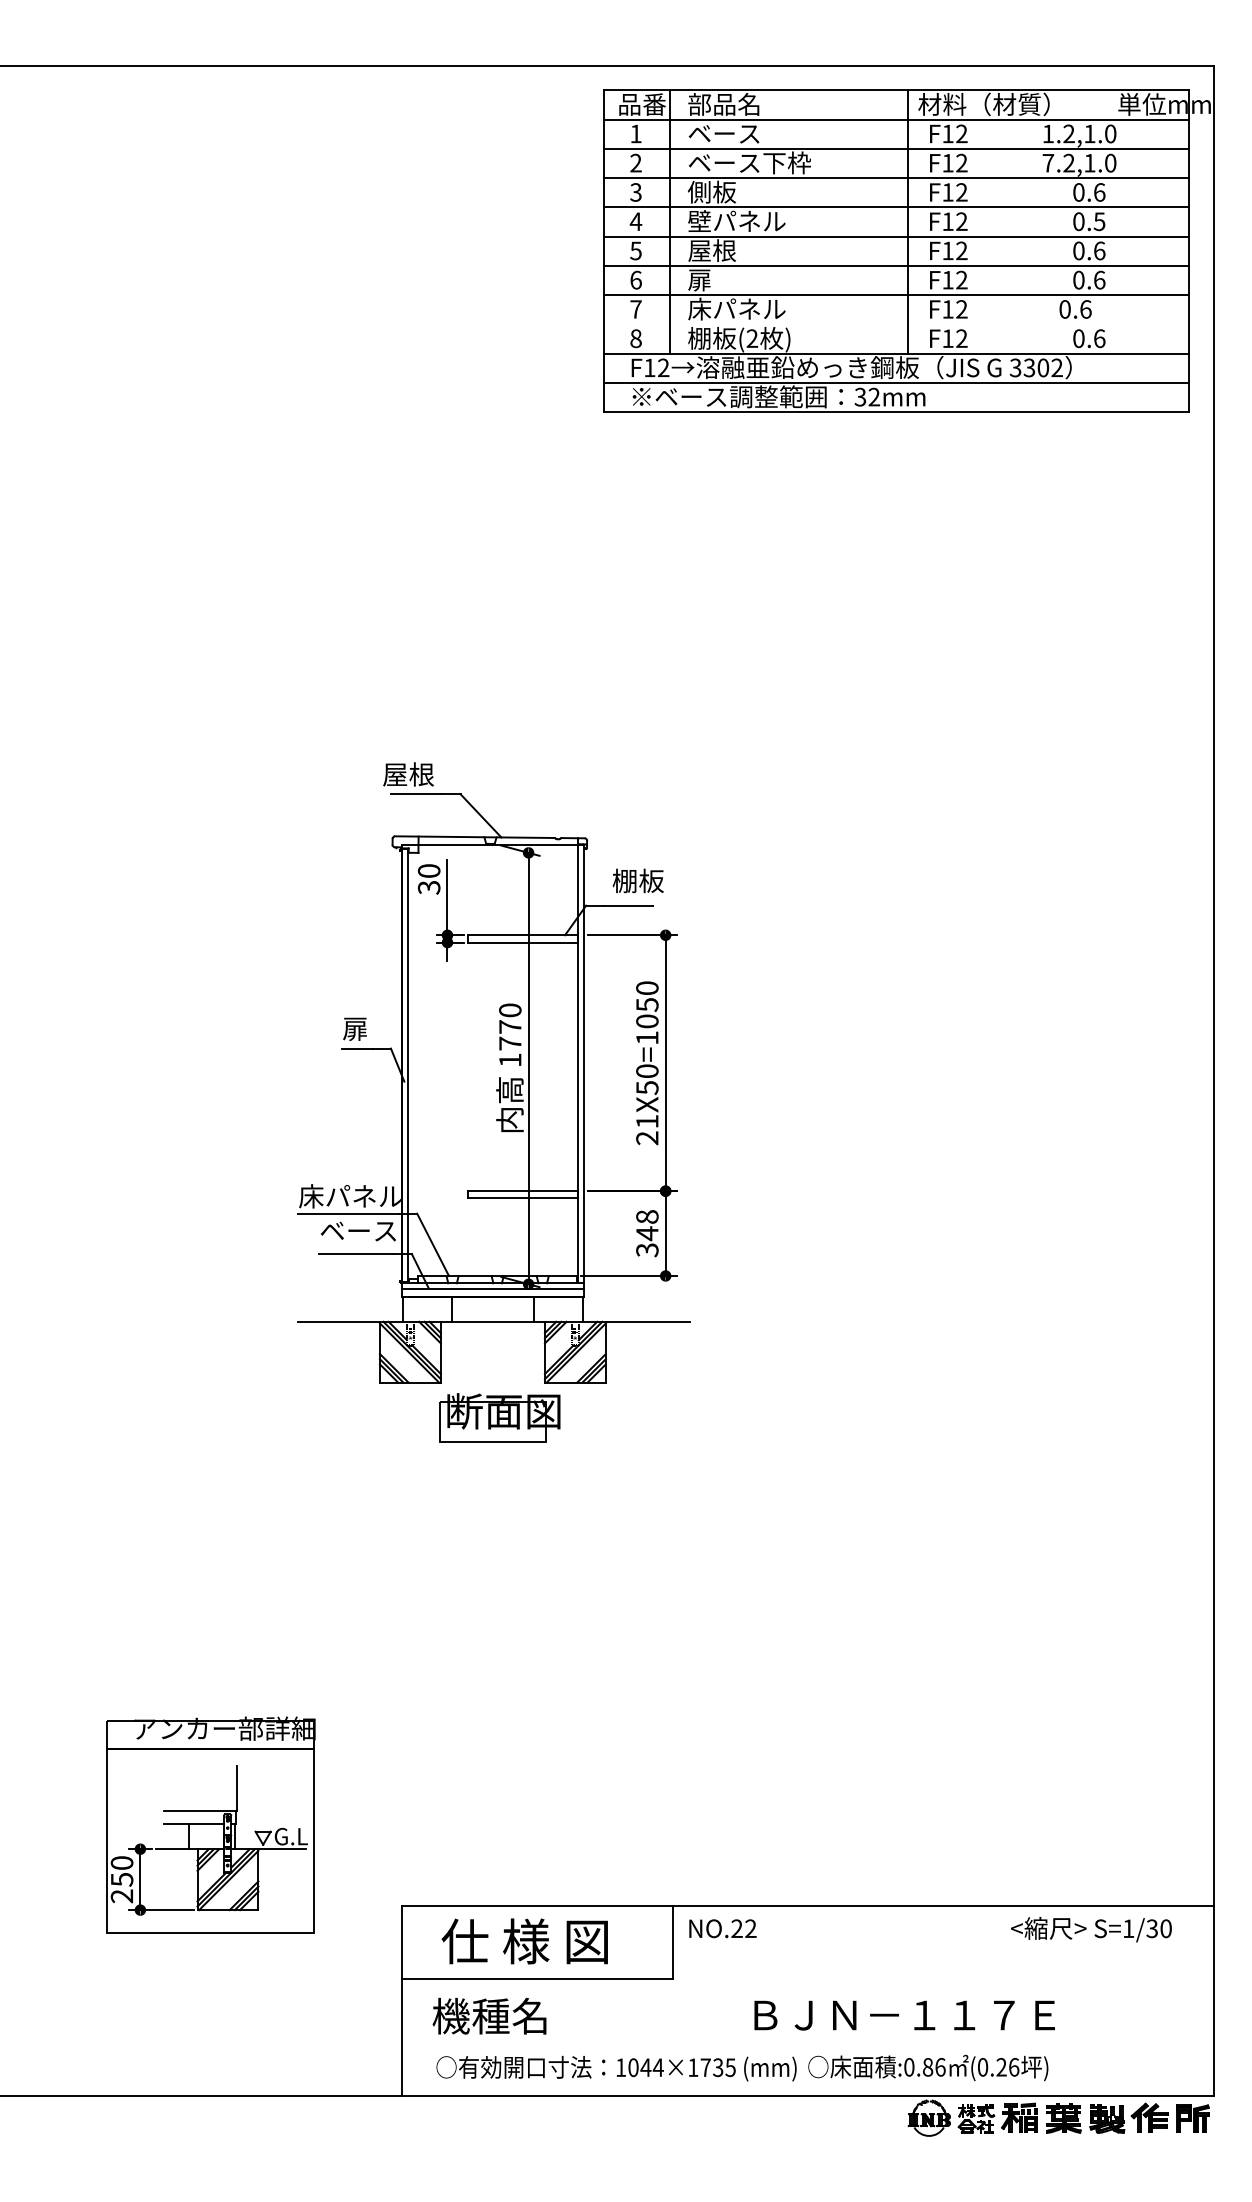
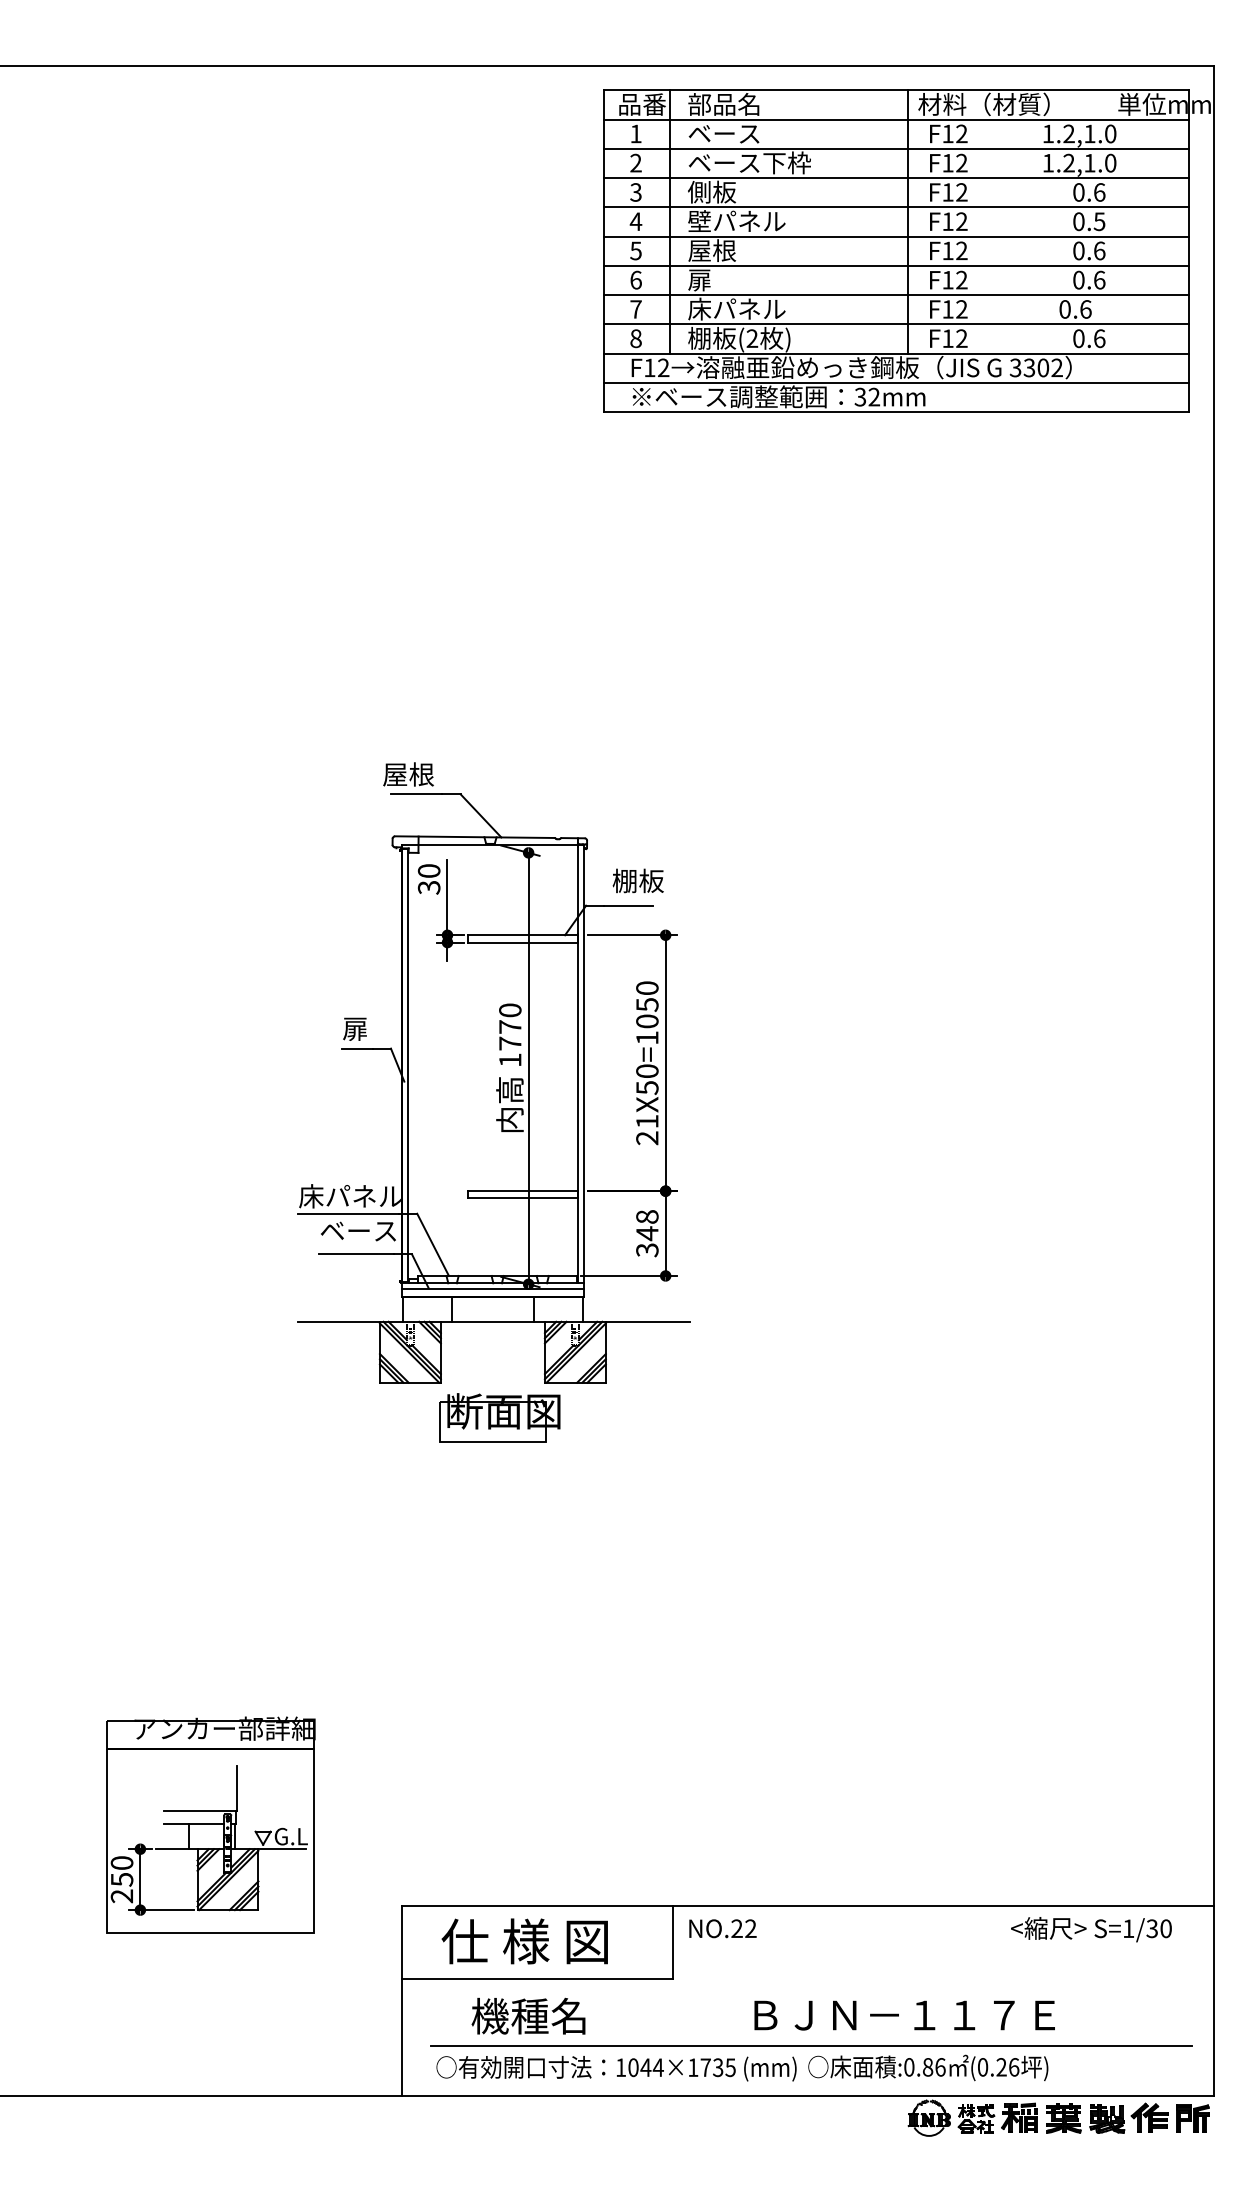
text: 7.2,1.0 -> 1.2,1.0 (1048, 163)
line: none -> present (896, 324)
text position: (489, 2015) -> (528, 2015) (528, 2015)
line: none -> present (811, 2045)
